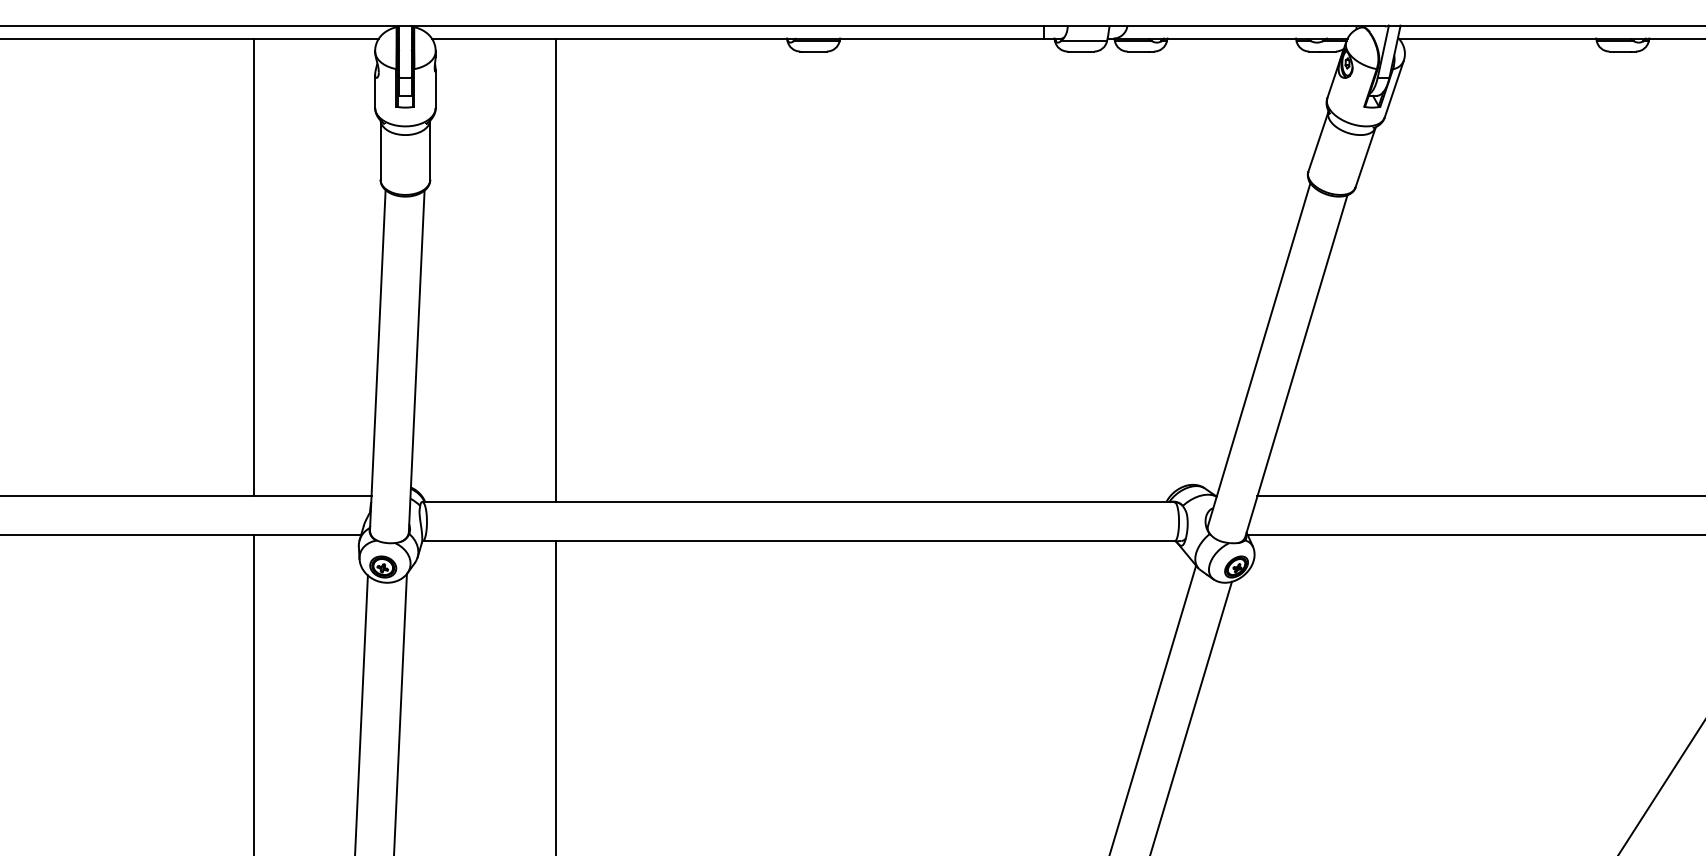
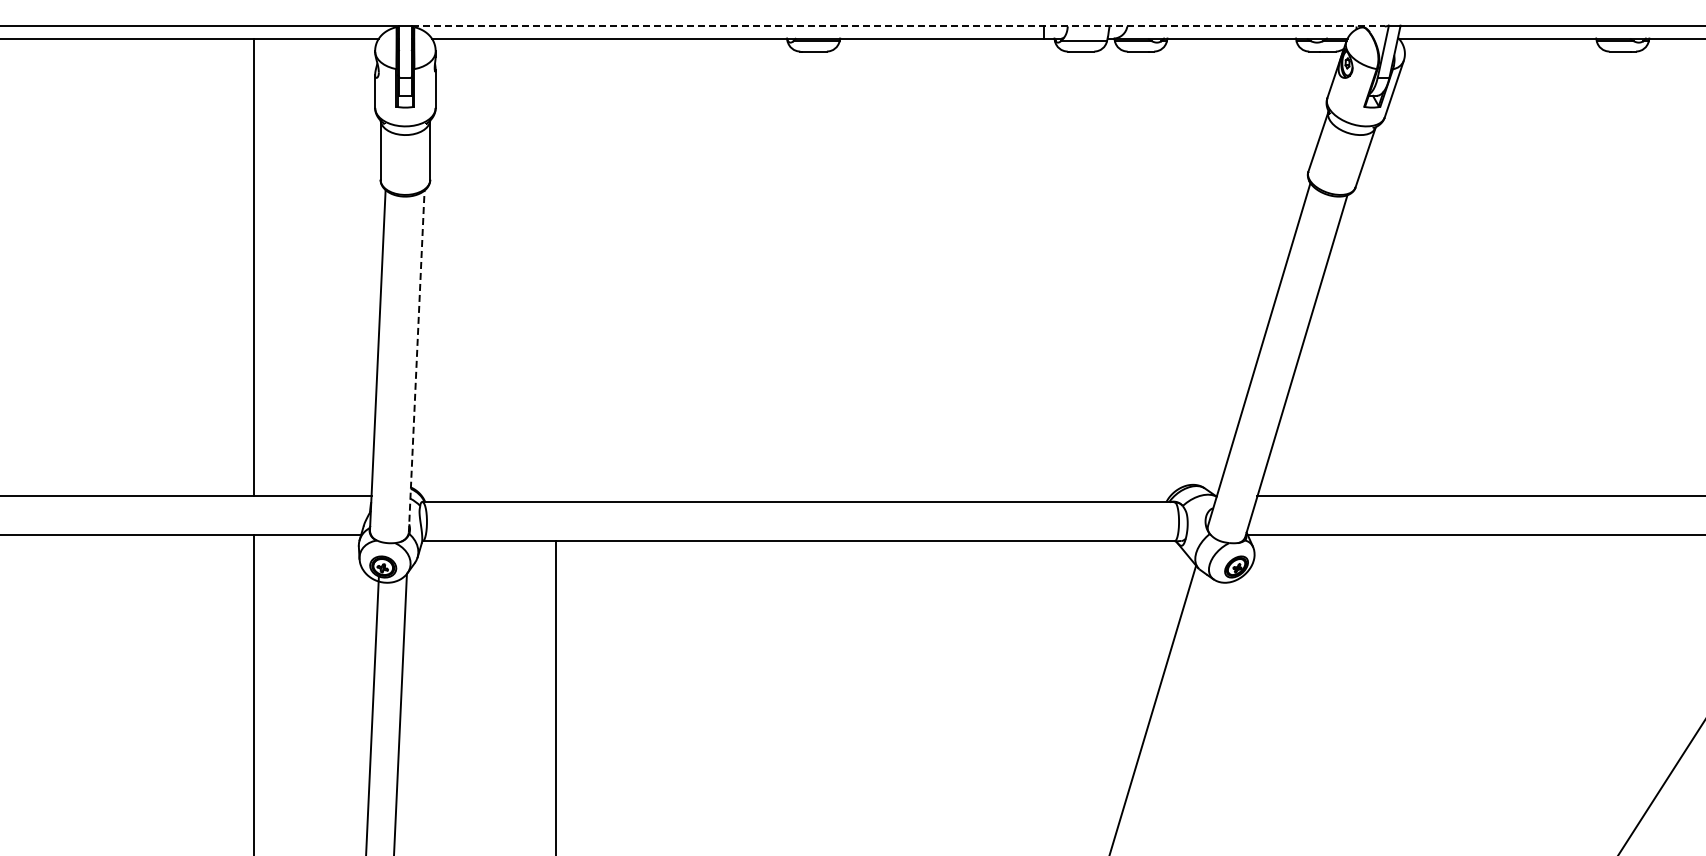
line: solid -> dashed (898, 26)
line: present -> none (556, 270)
line: solid -> dashed (416, 361)
line position: (361, 713) -> (372, 714) (372, 714)
line: present -> none (1191, 716)
